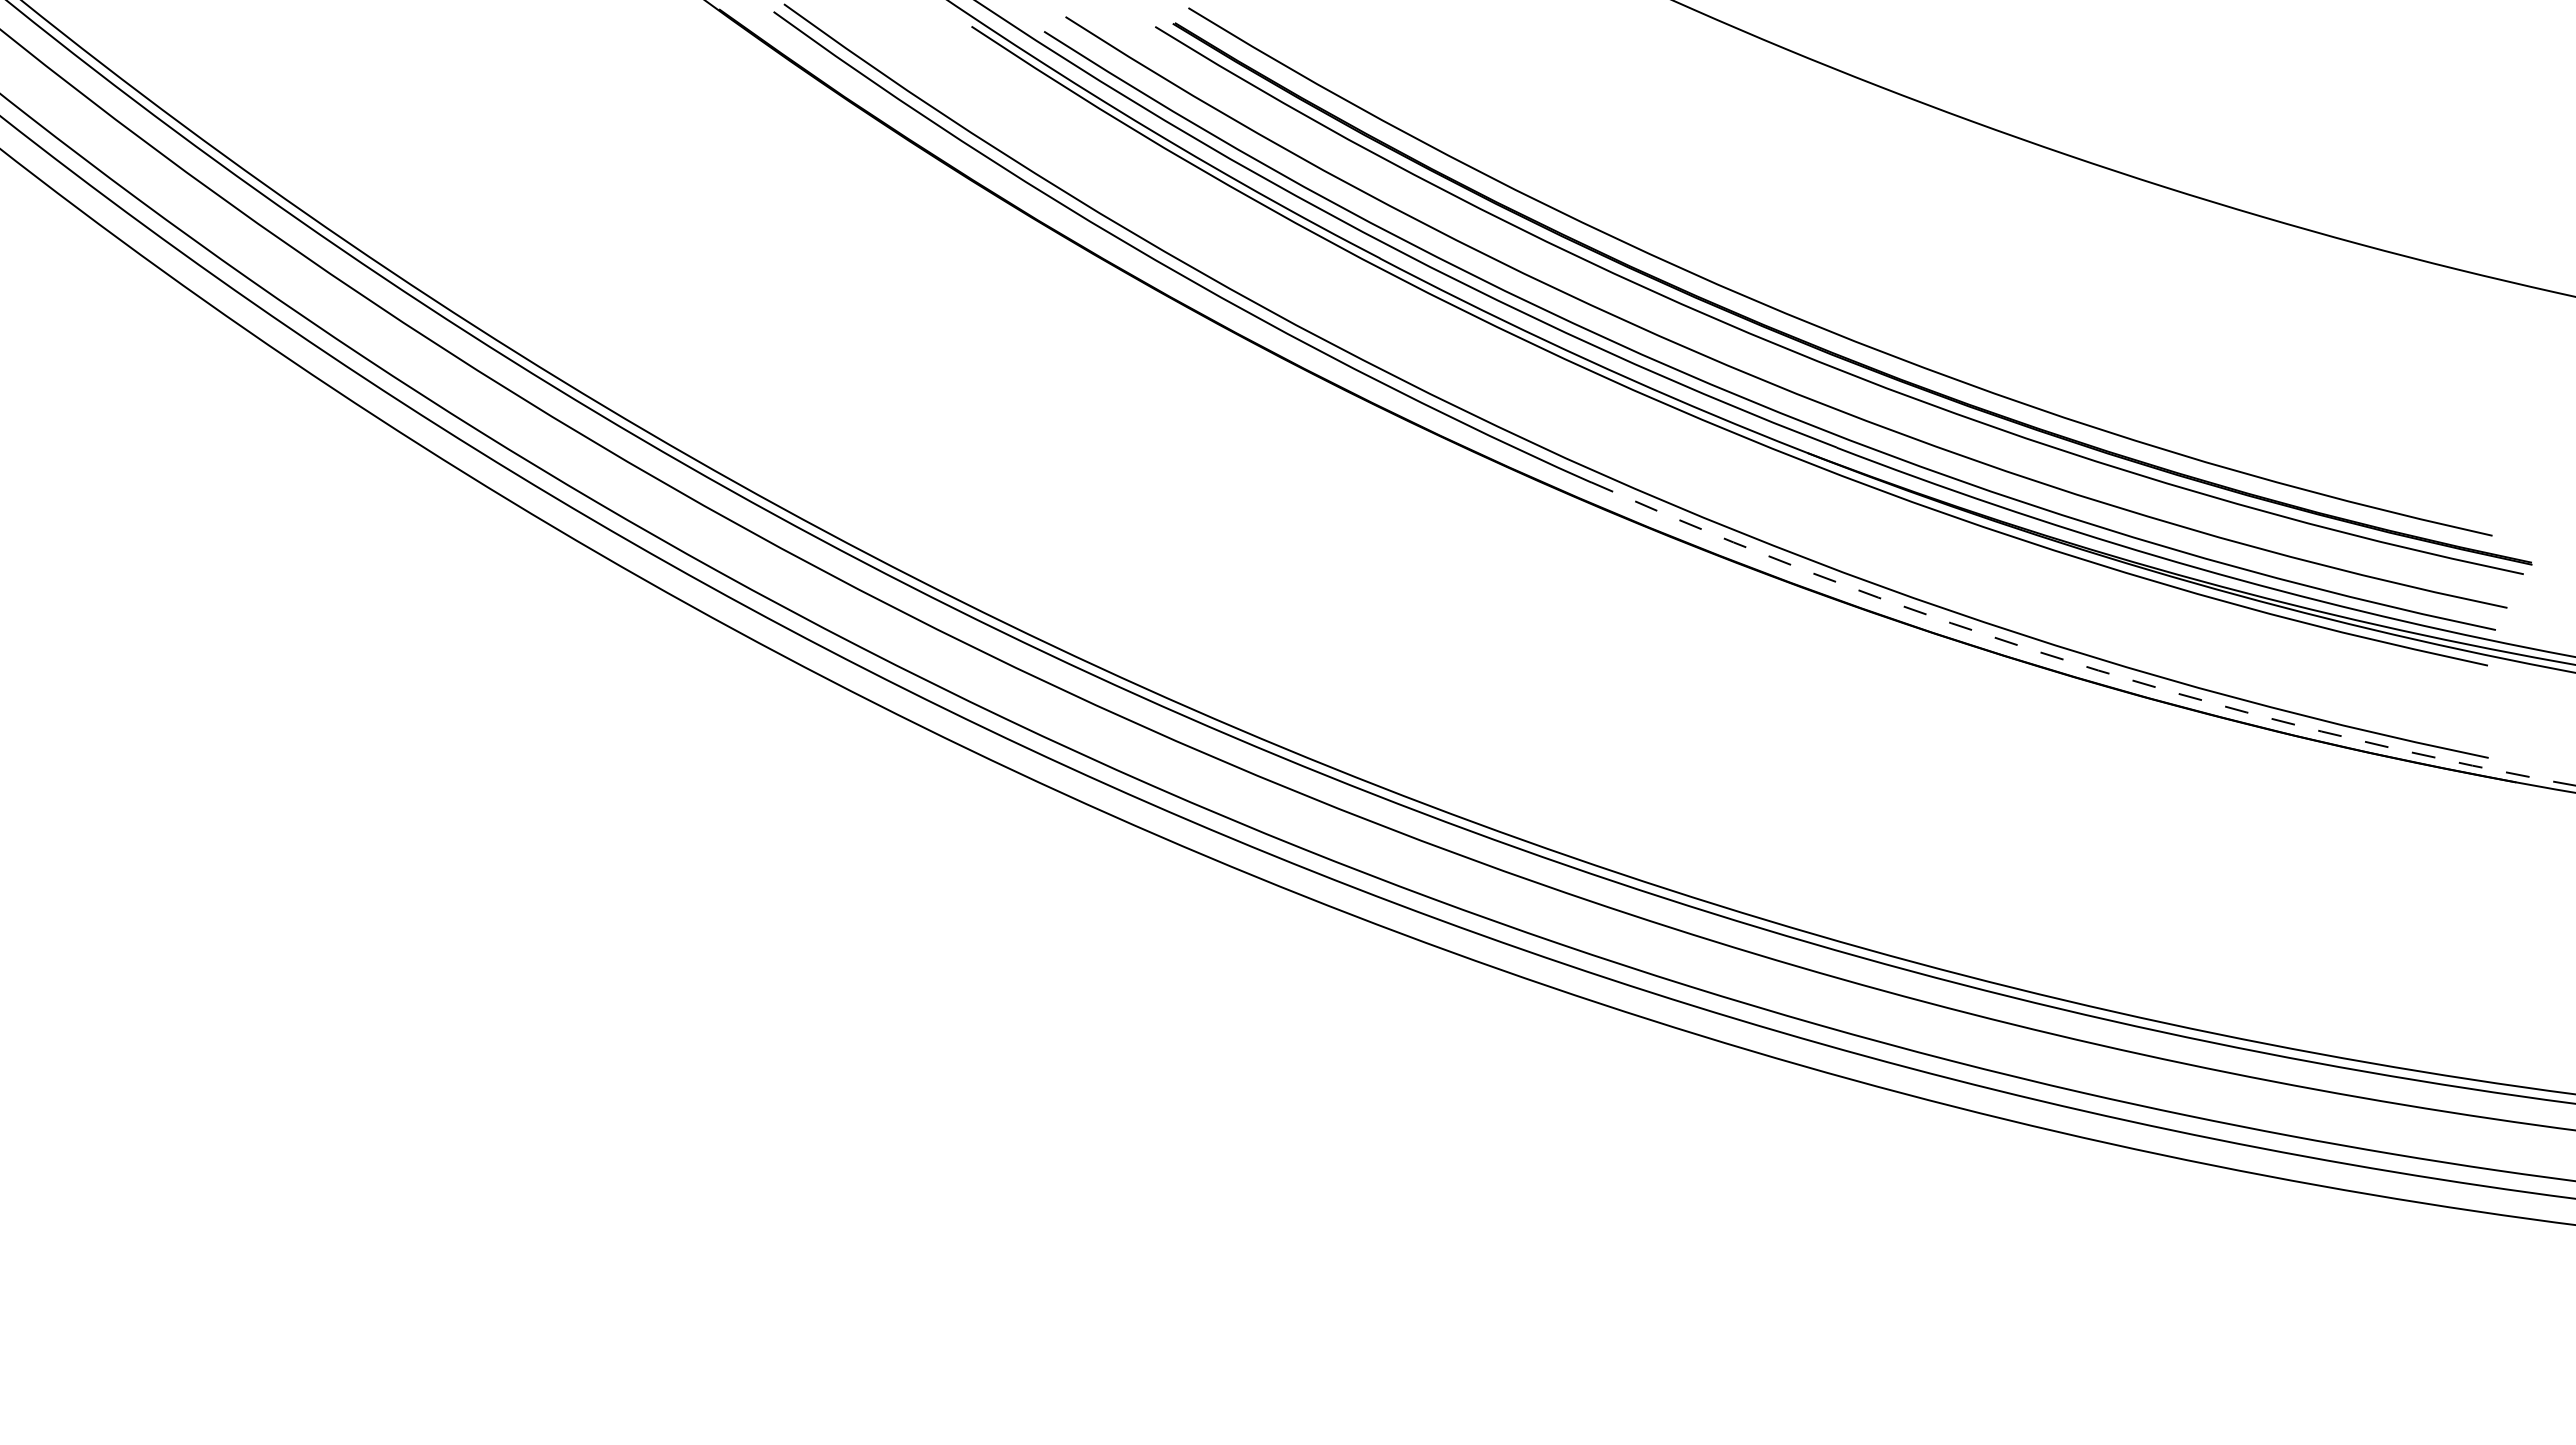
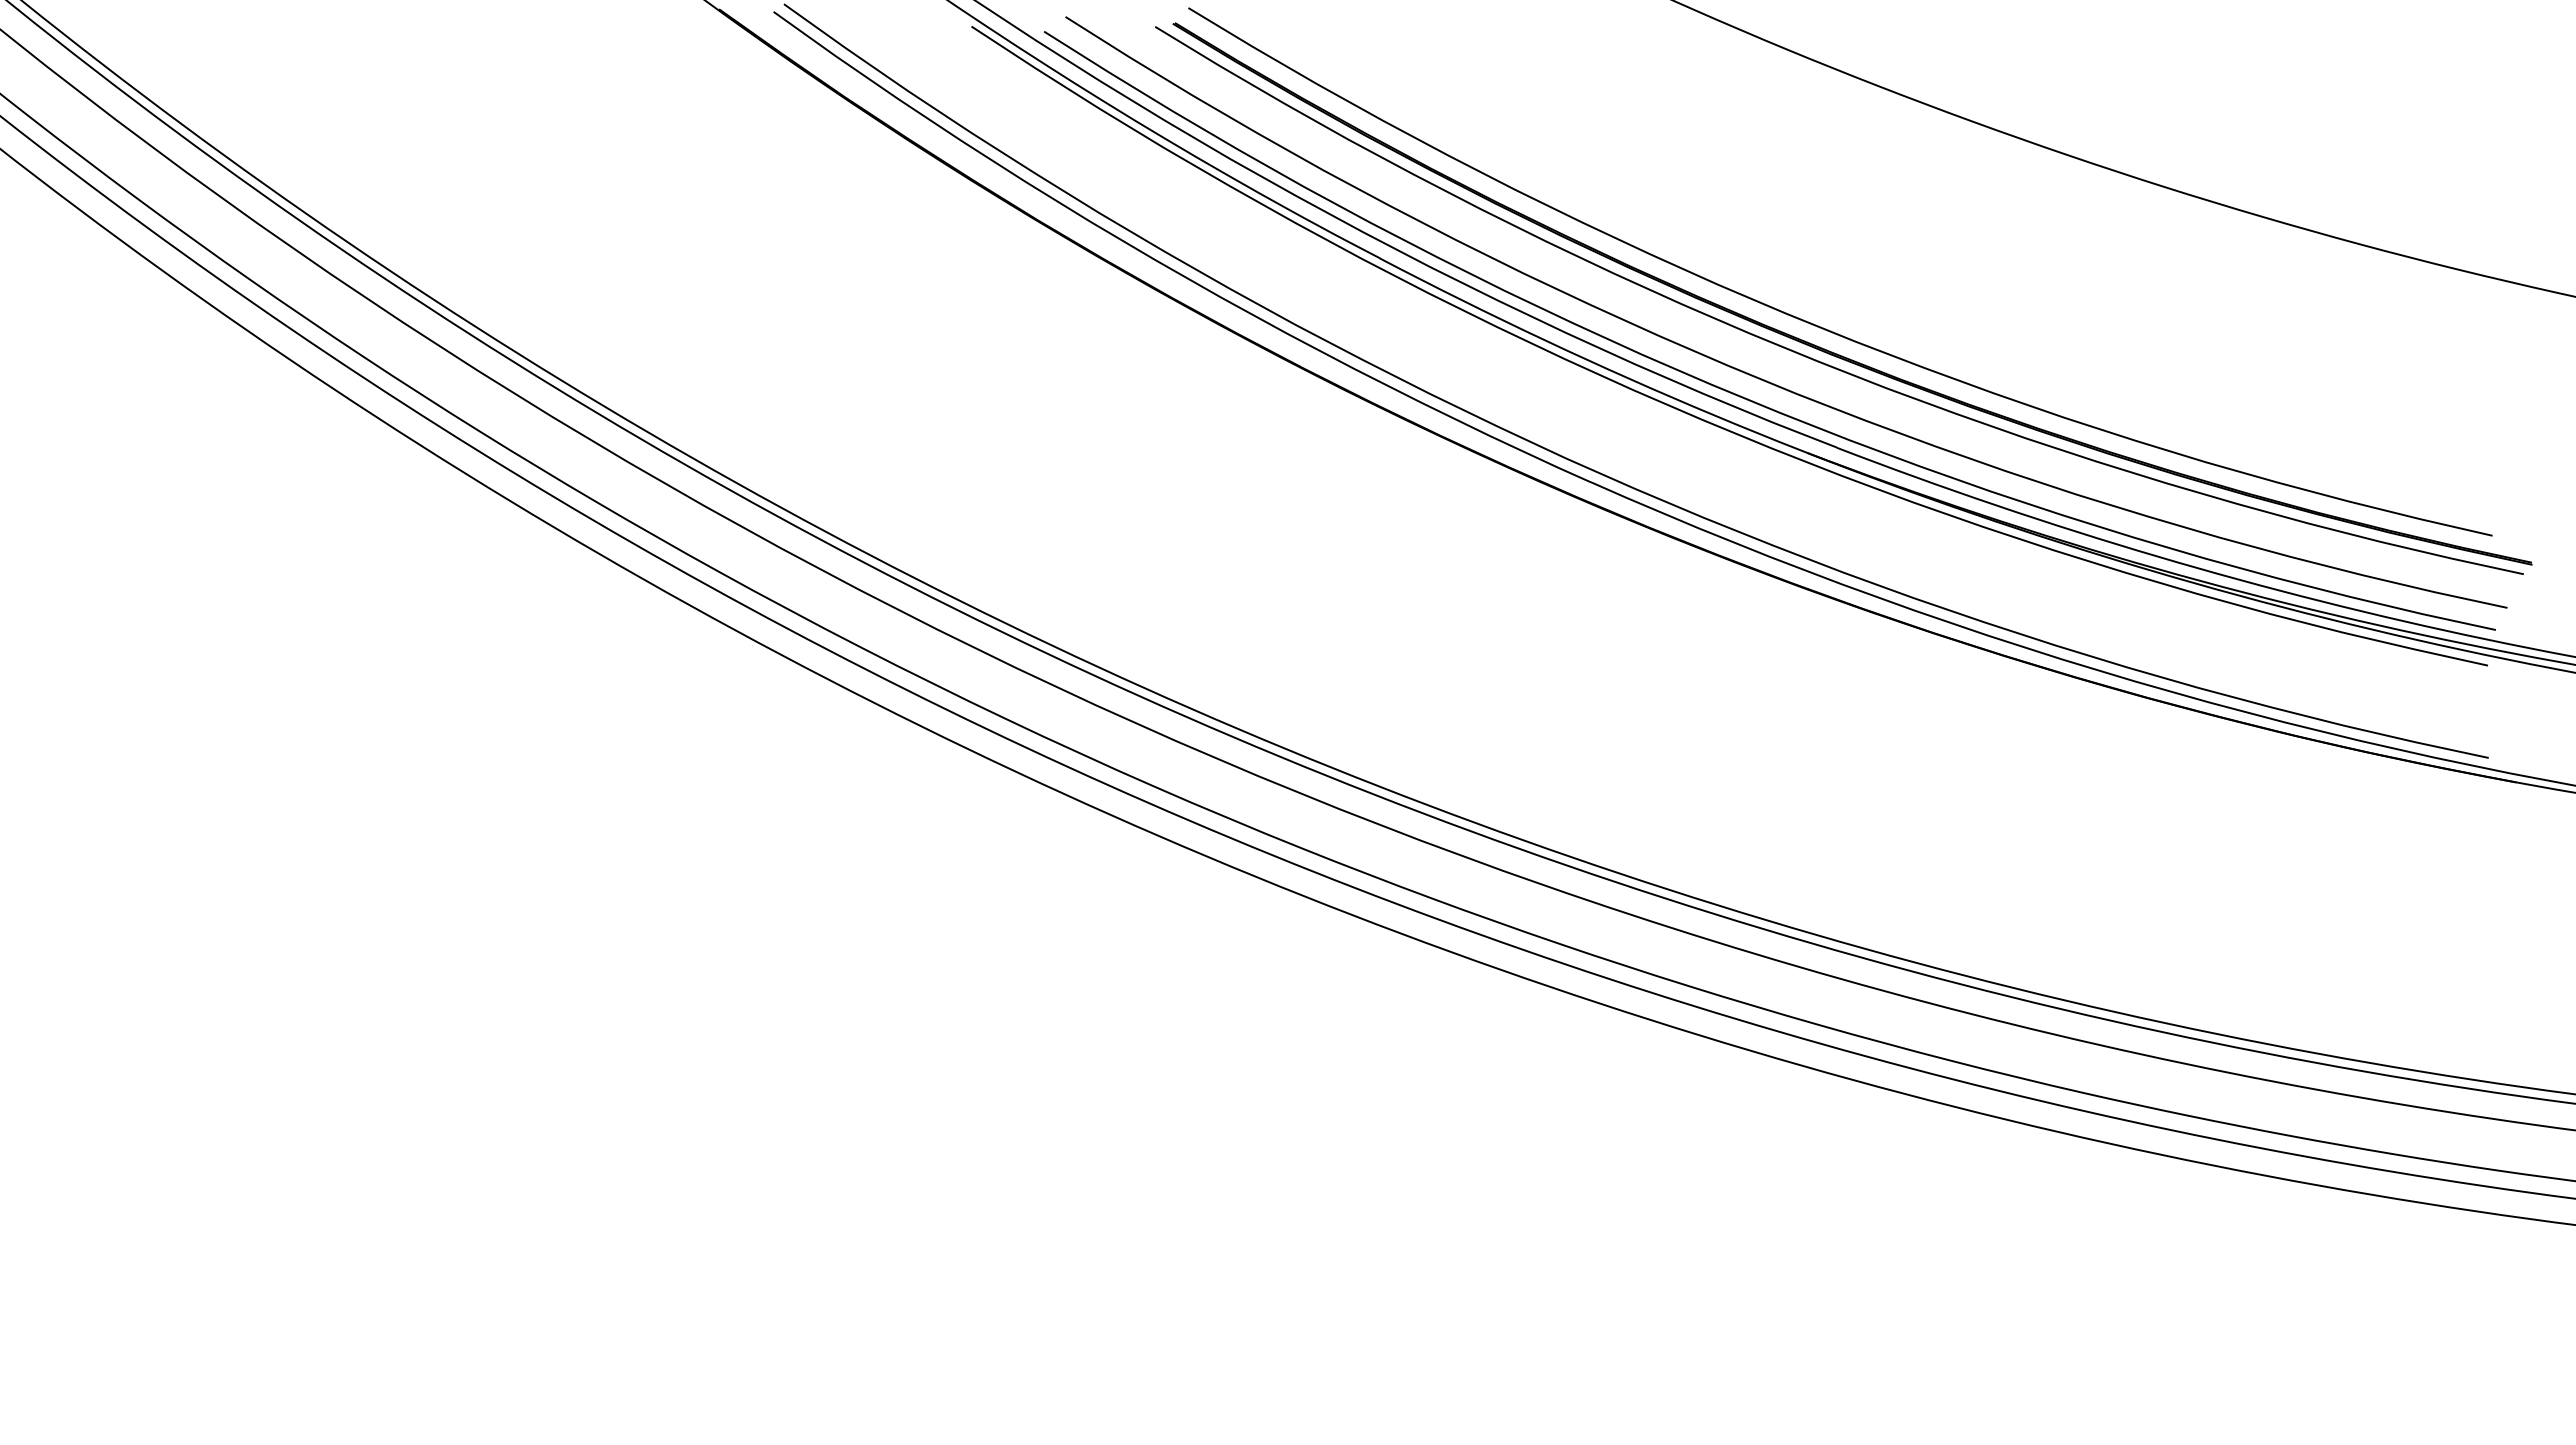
arc: dashed -> solid (2074, 663)
